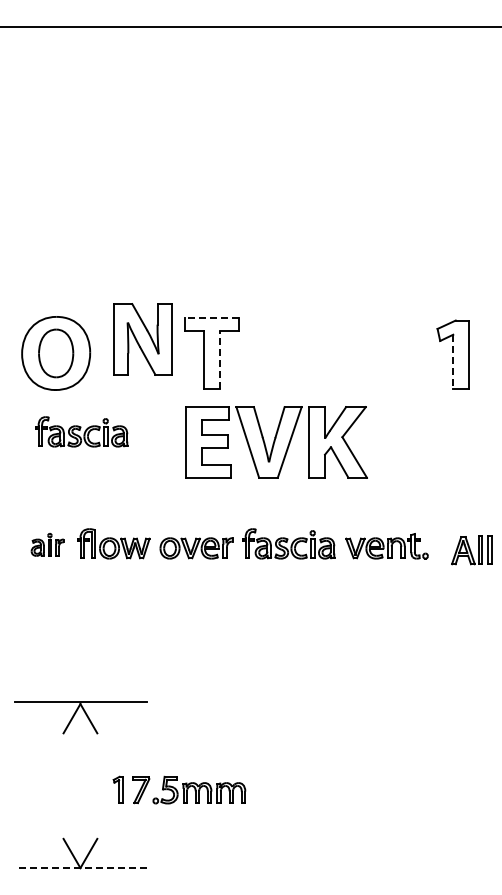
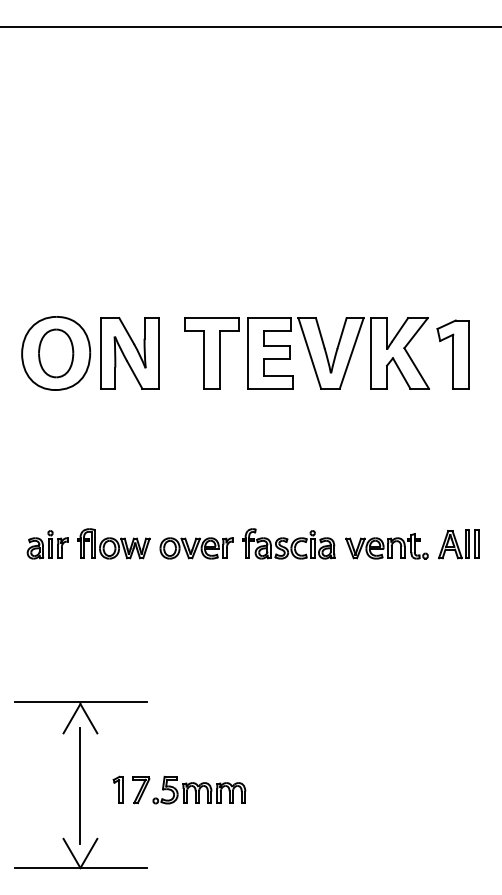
line: dashed -> solid (211, 318)
part position: (142, 339) -> (129, 353) (129, 353)
line: dashed -> solid (219, 360)
line: dashed -> solid (453, 362)
part: present -> none (81, 431)
part position: (276, 442) -> (338, 353) (338, 353)
part size: 35x24 px -> 43x30 px (47, 544)
part position: (471, 550) -> (458, 544) (458, 544)
line: none -> present (80, 785)
line: dashed -> solid (80, 868)
